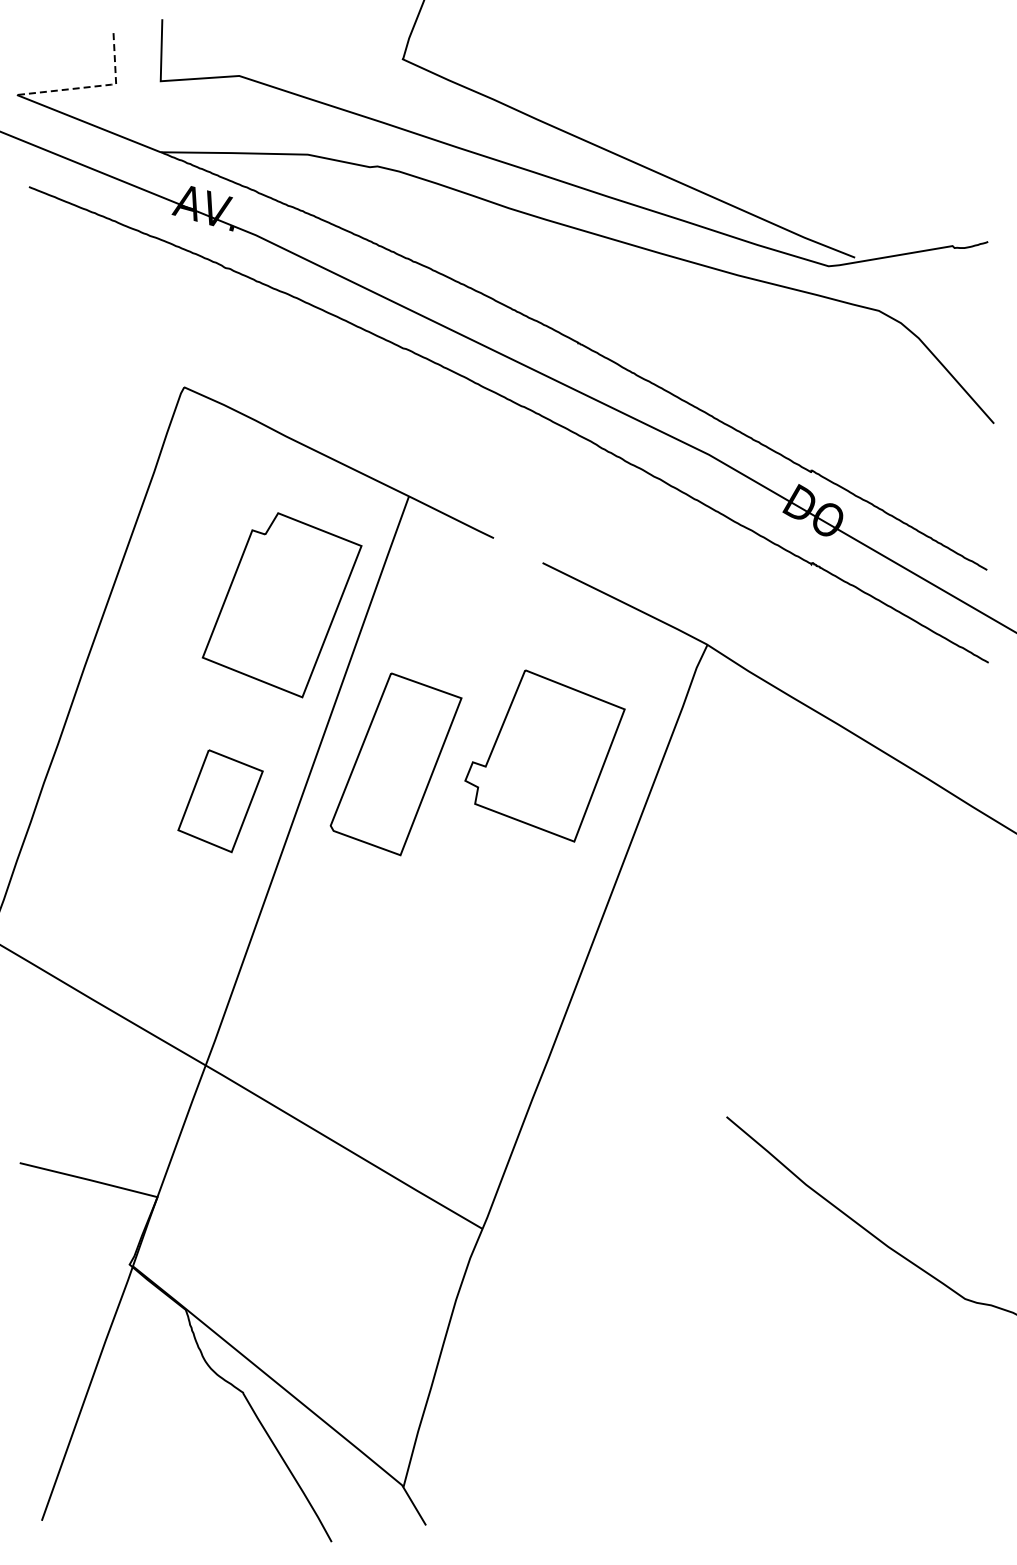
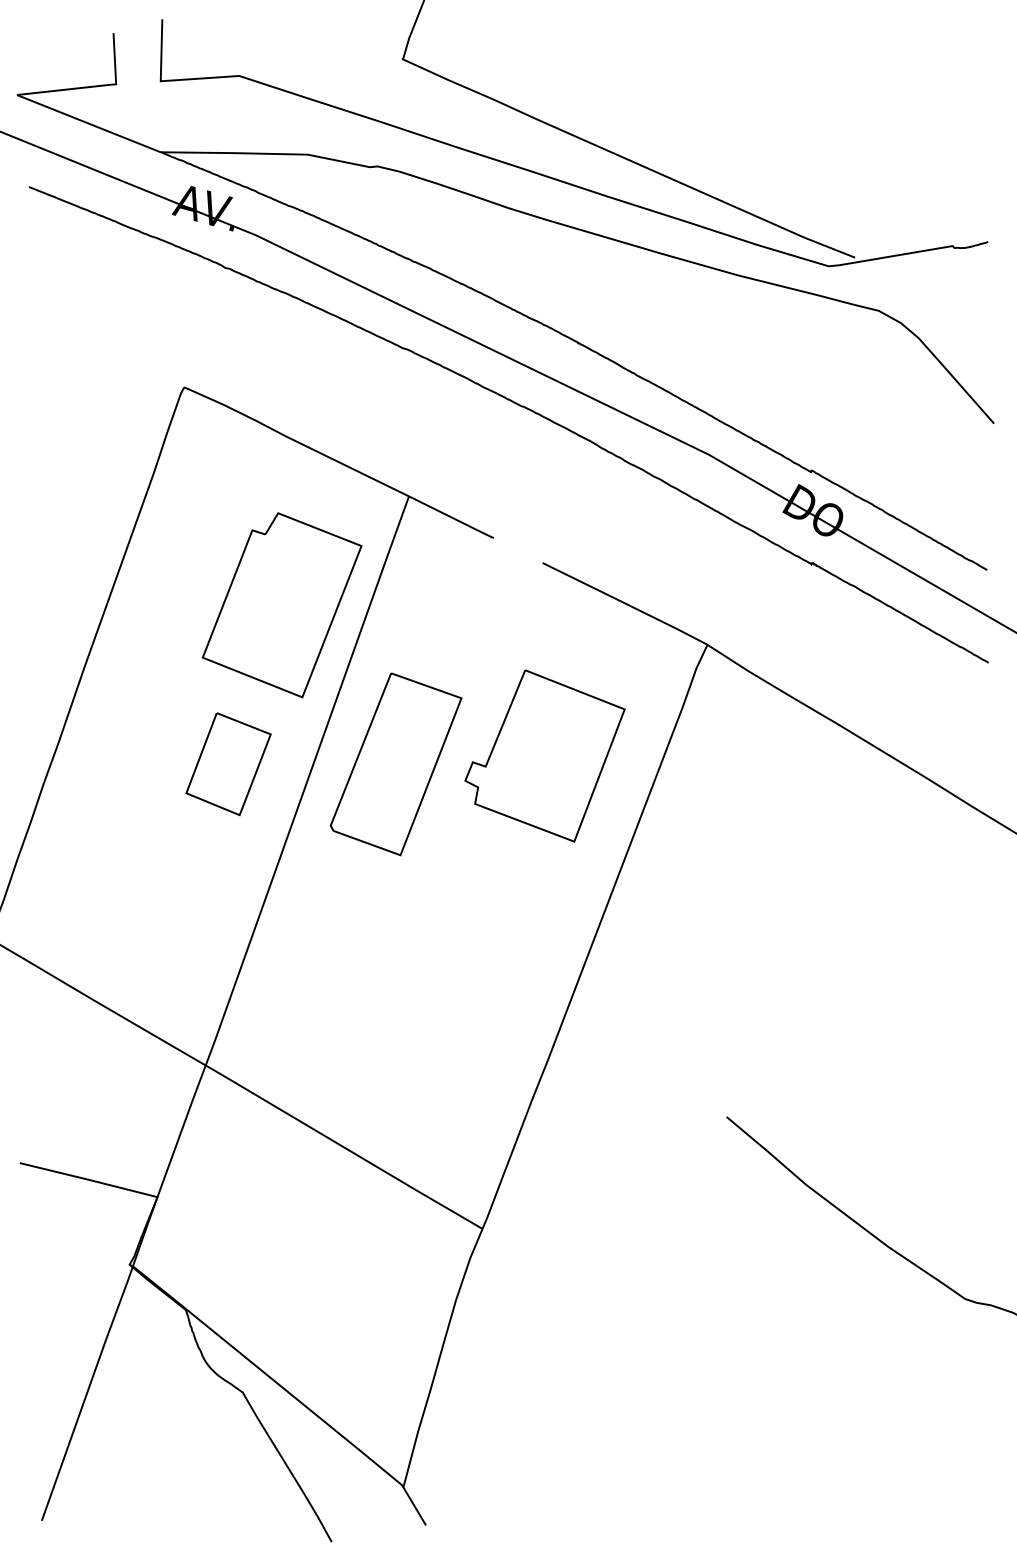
line: dashed -> solid (93, 86)
part position: (220, 801) -> (228, 764) (228, 764)
